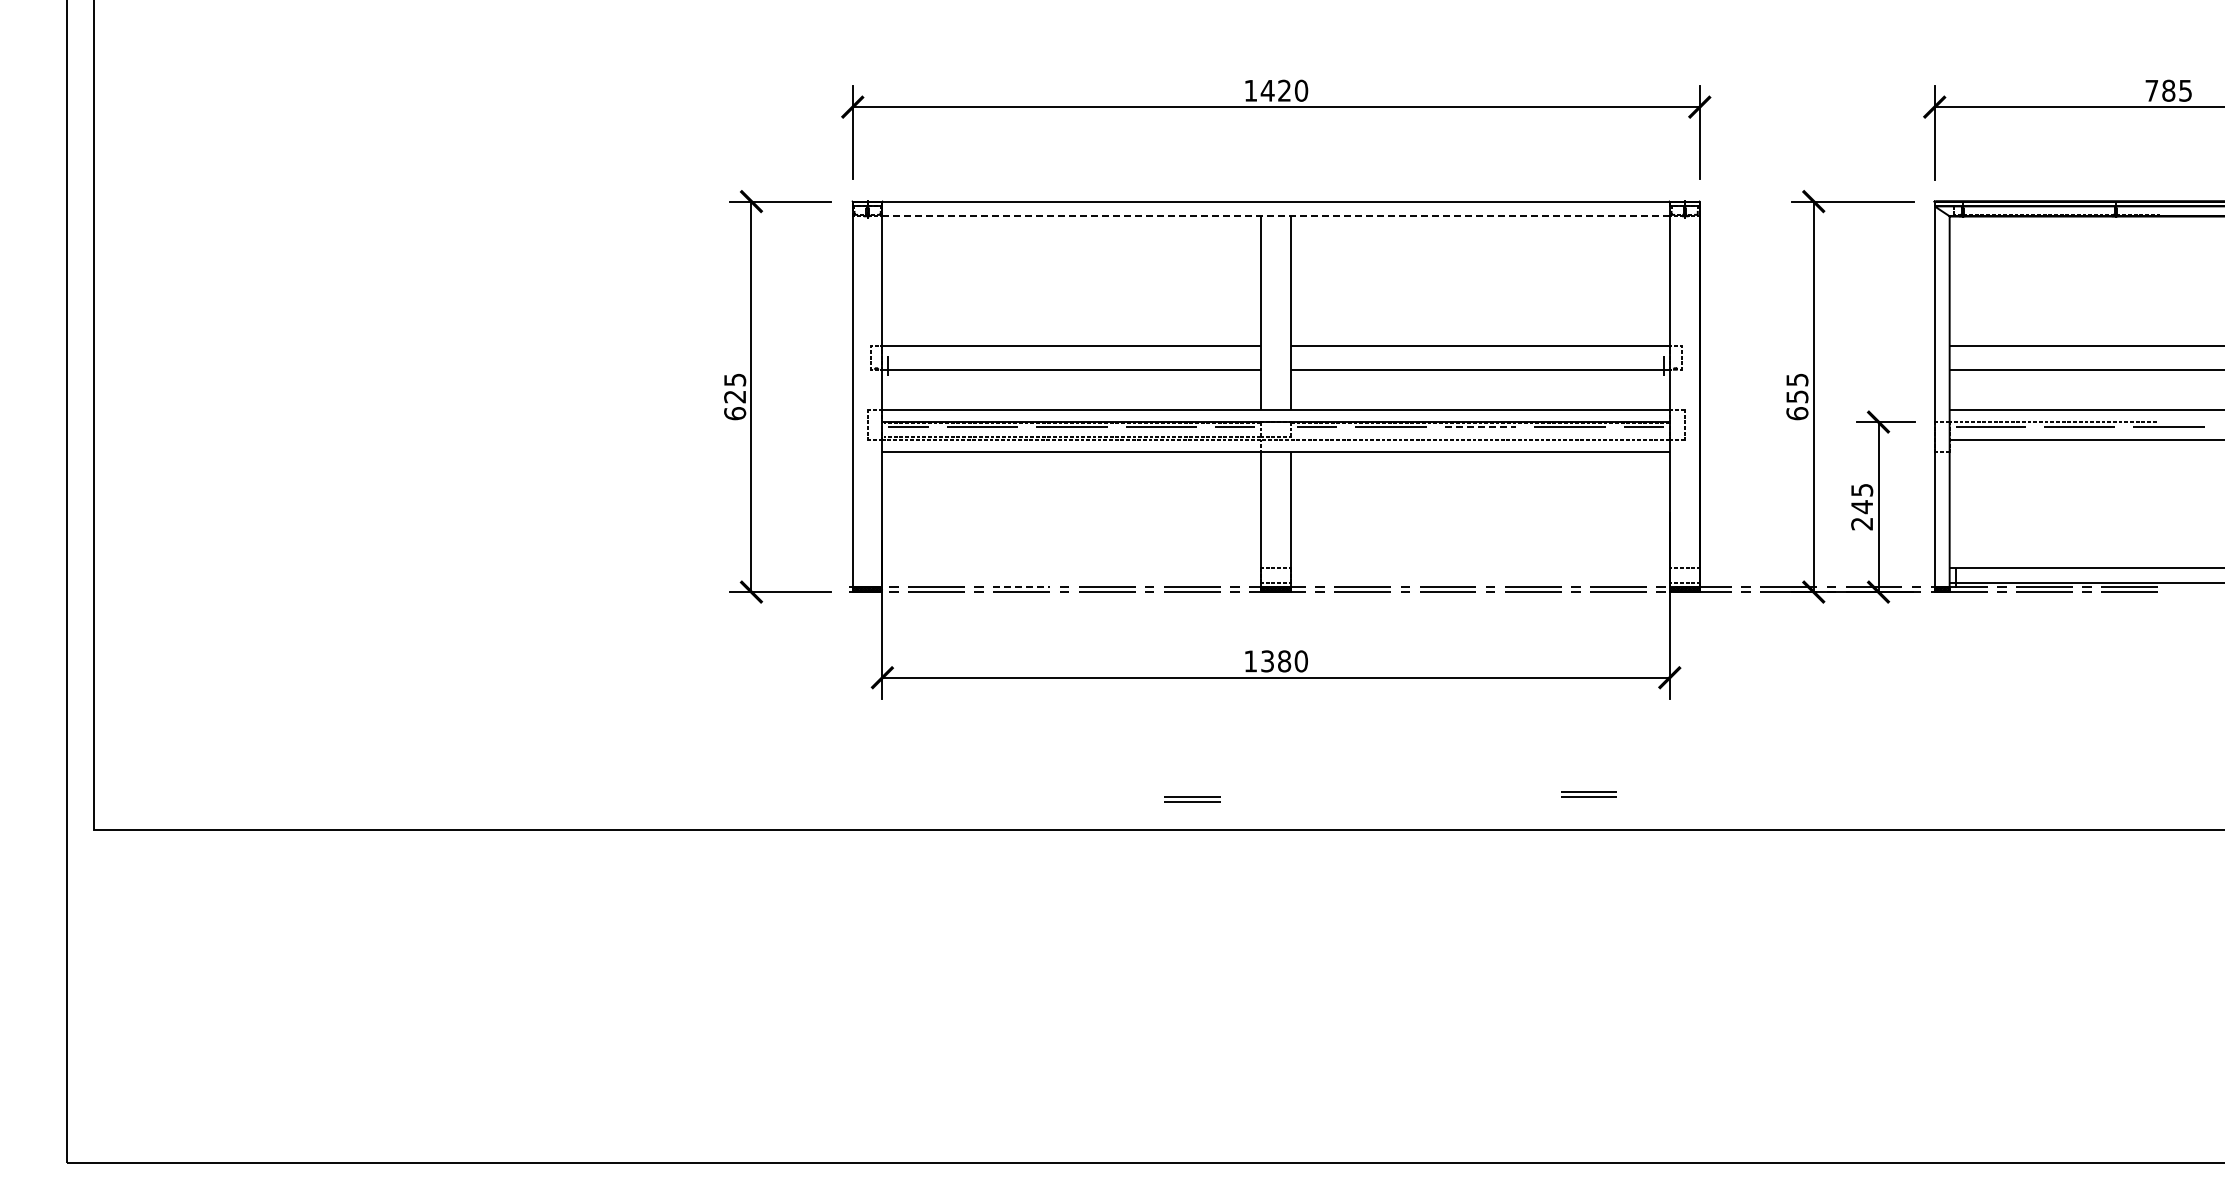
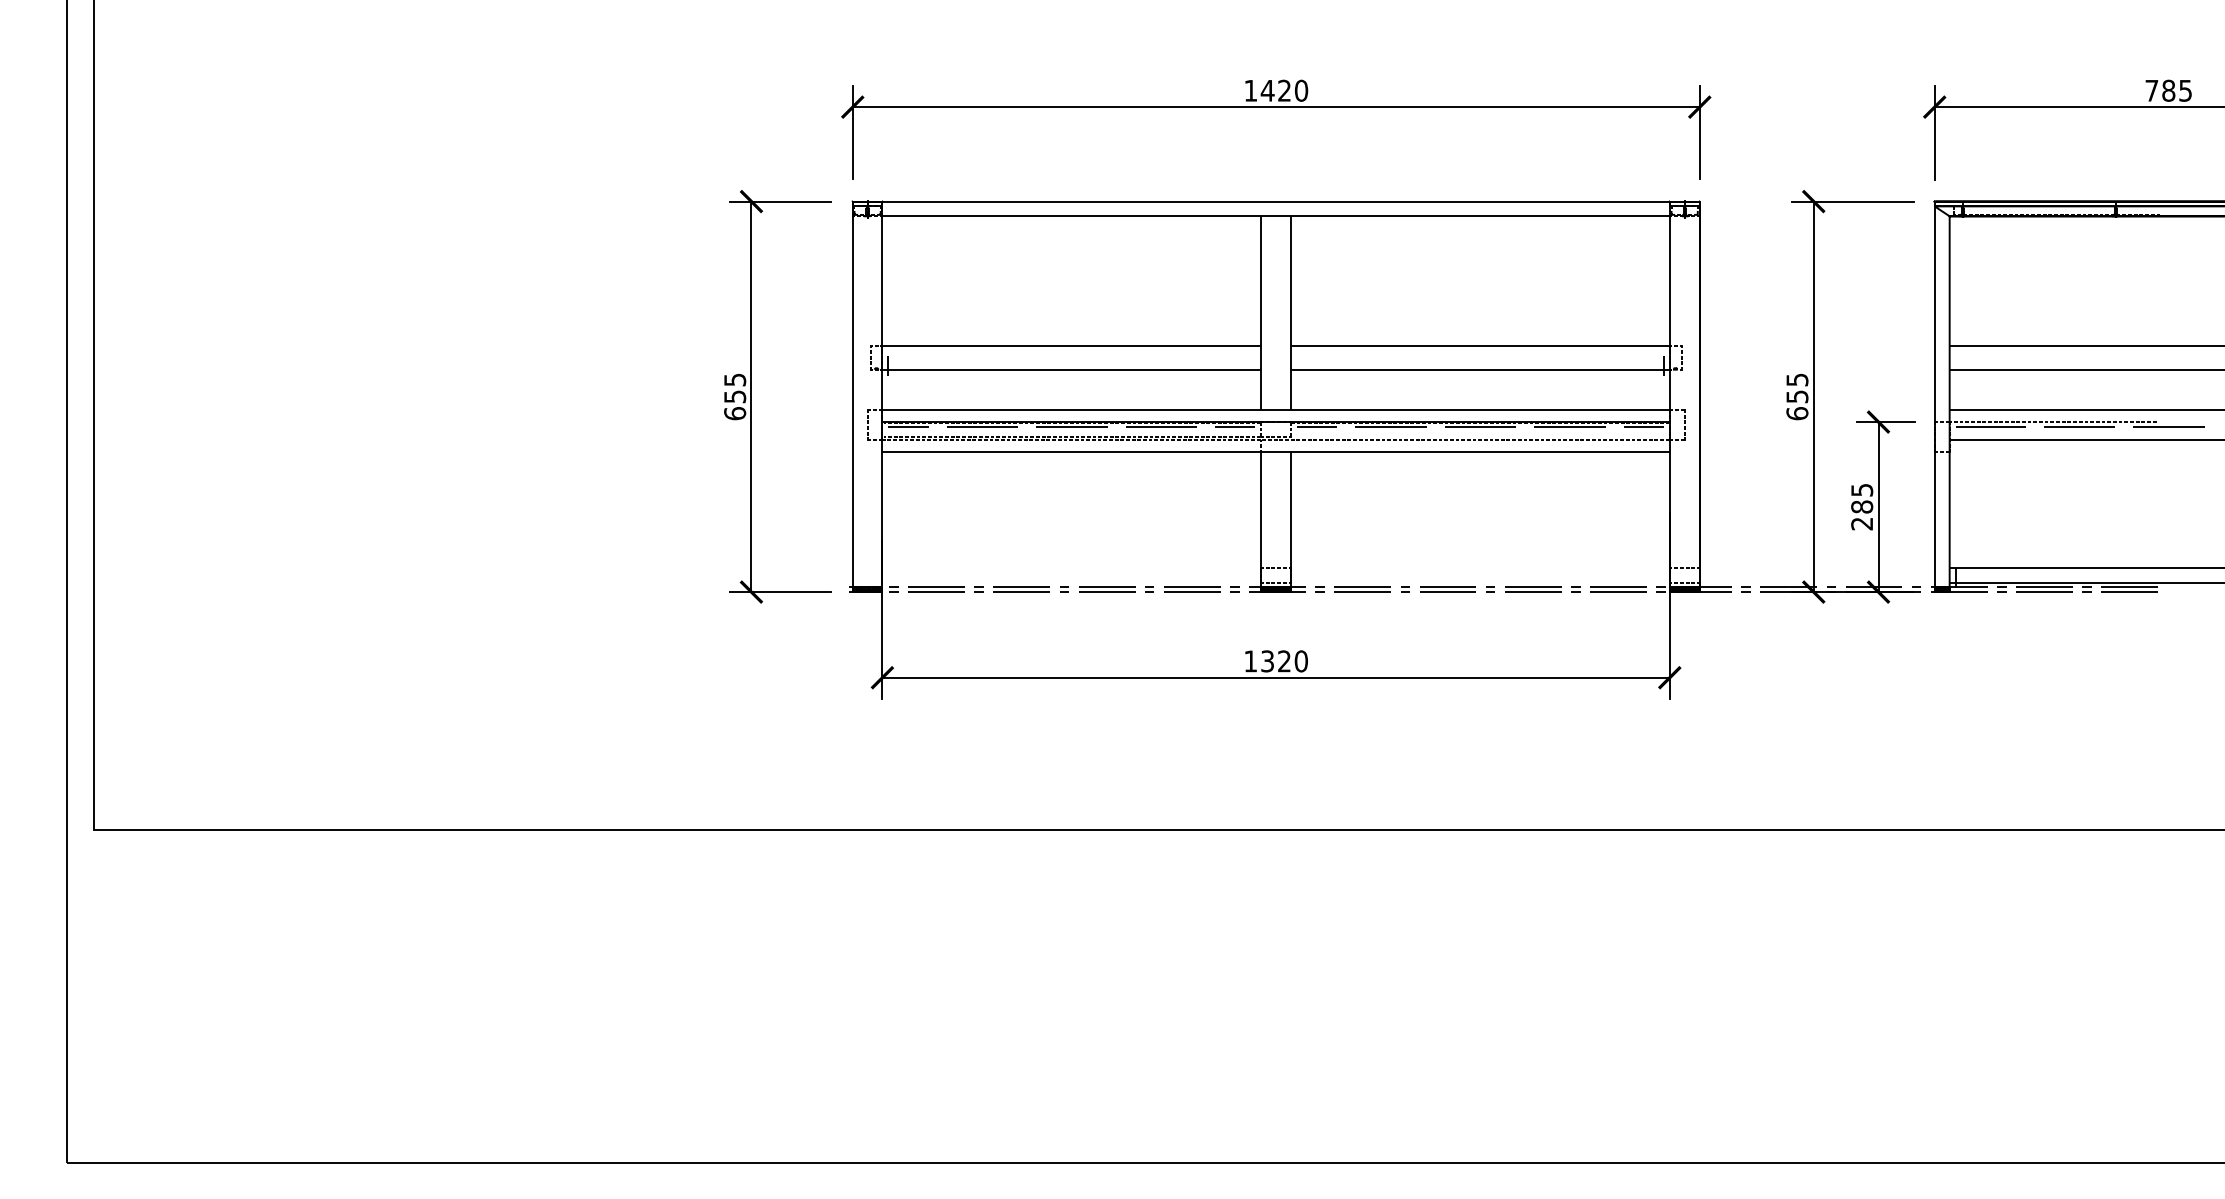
line: dashed -> solid (1276, 216)
text: 625 -> 655 (735, 396)
line: dashed -> solid (1480, 427)
text: 245 -> 285 (1862, 507)
line: dashed -> solid (1022, 587)
text: 1380 -> 1320 (1284, 661)
part: present -> none (1588, 794)
part: present -> none (1192, 799)
